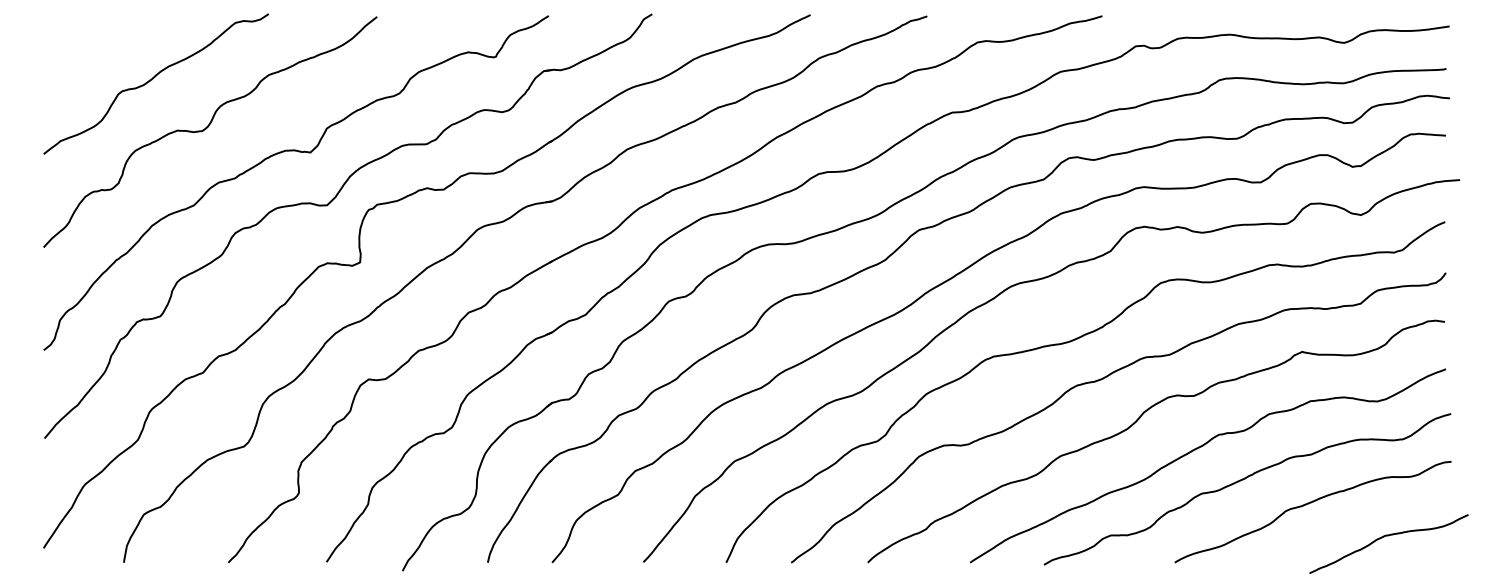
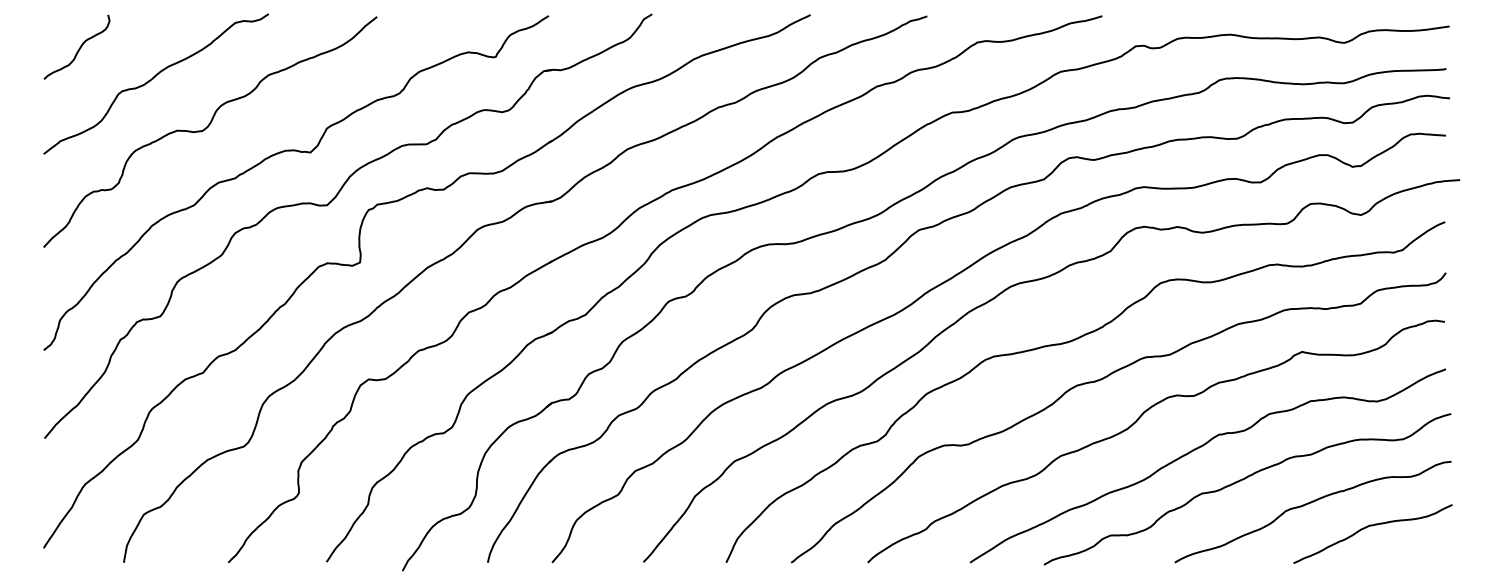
curve: none -> present (78, 48)
curve position: (1388, 536) -> (1372, 526) (1372, 526)
